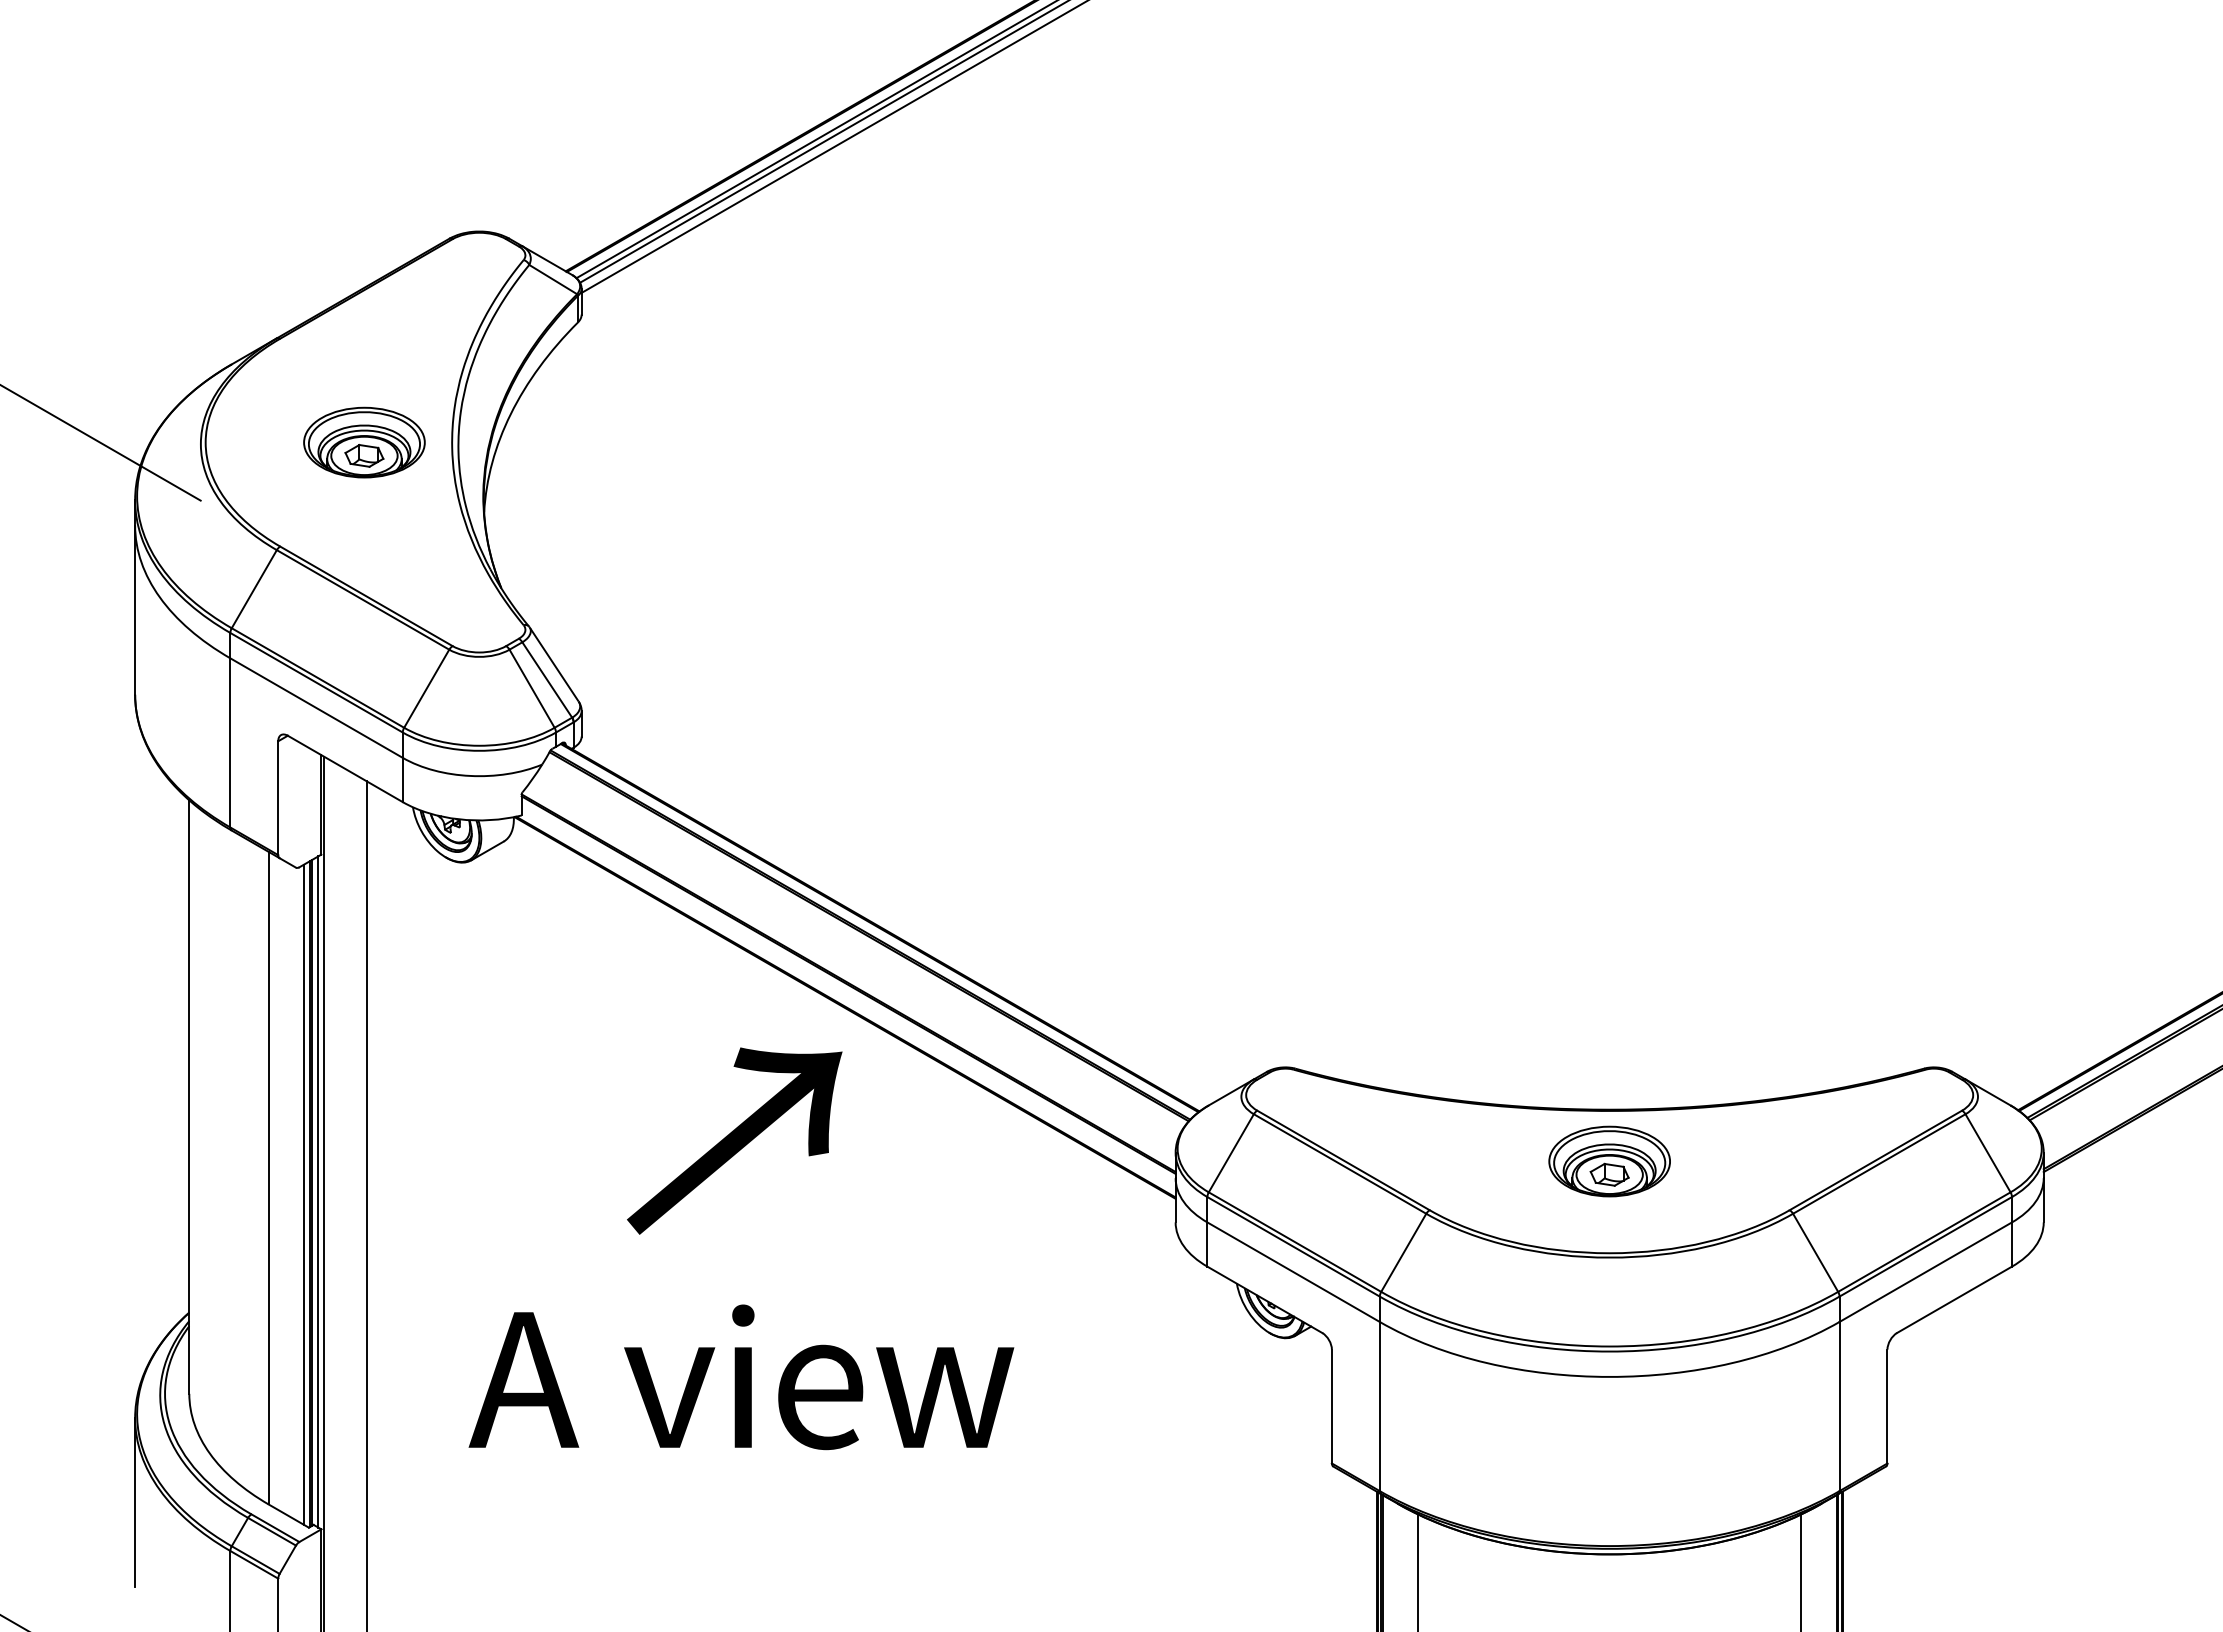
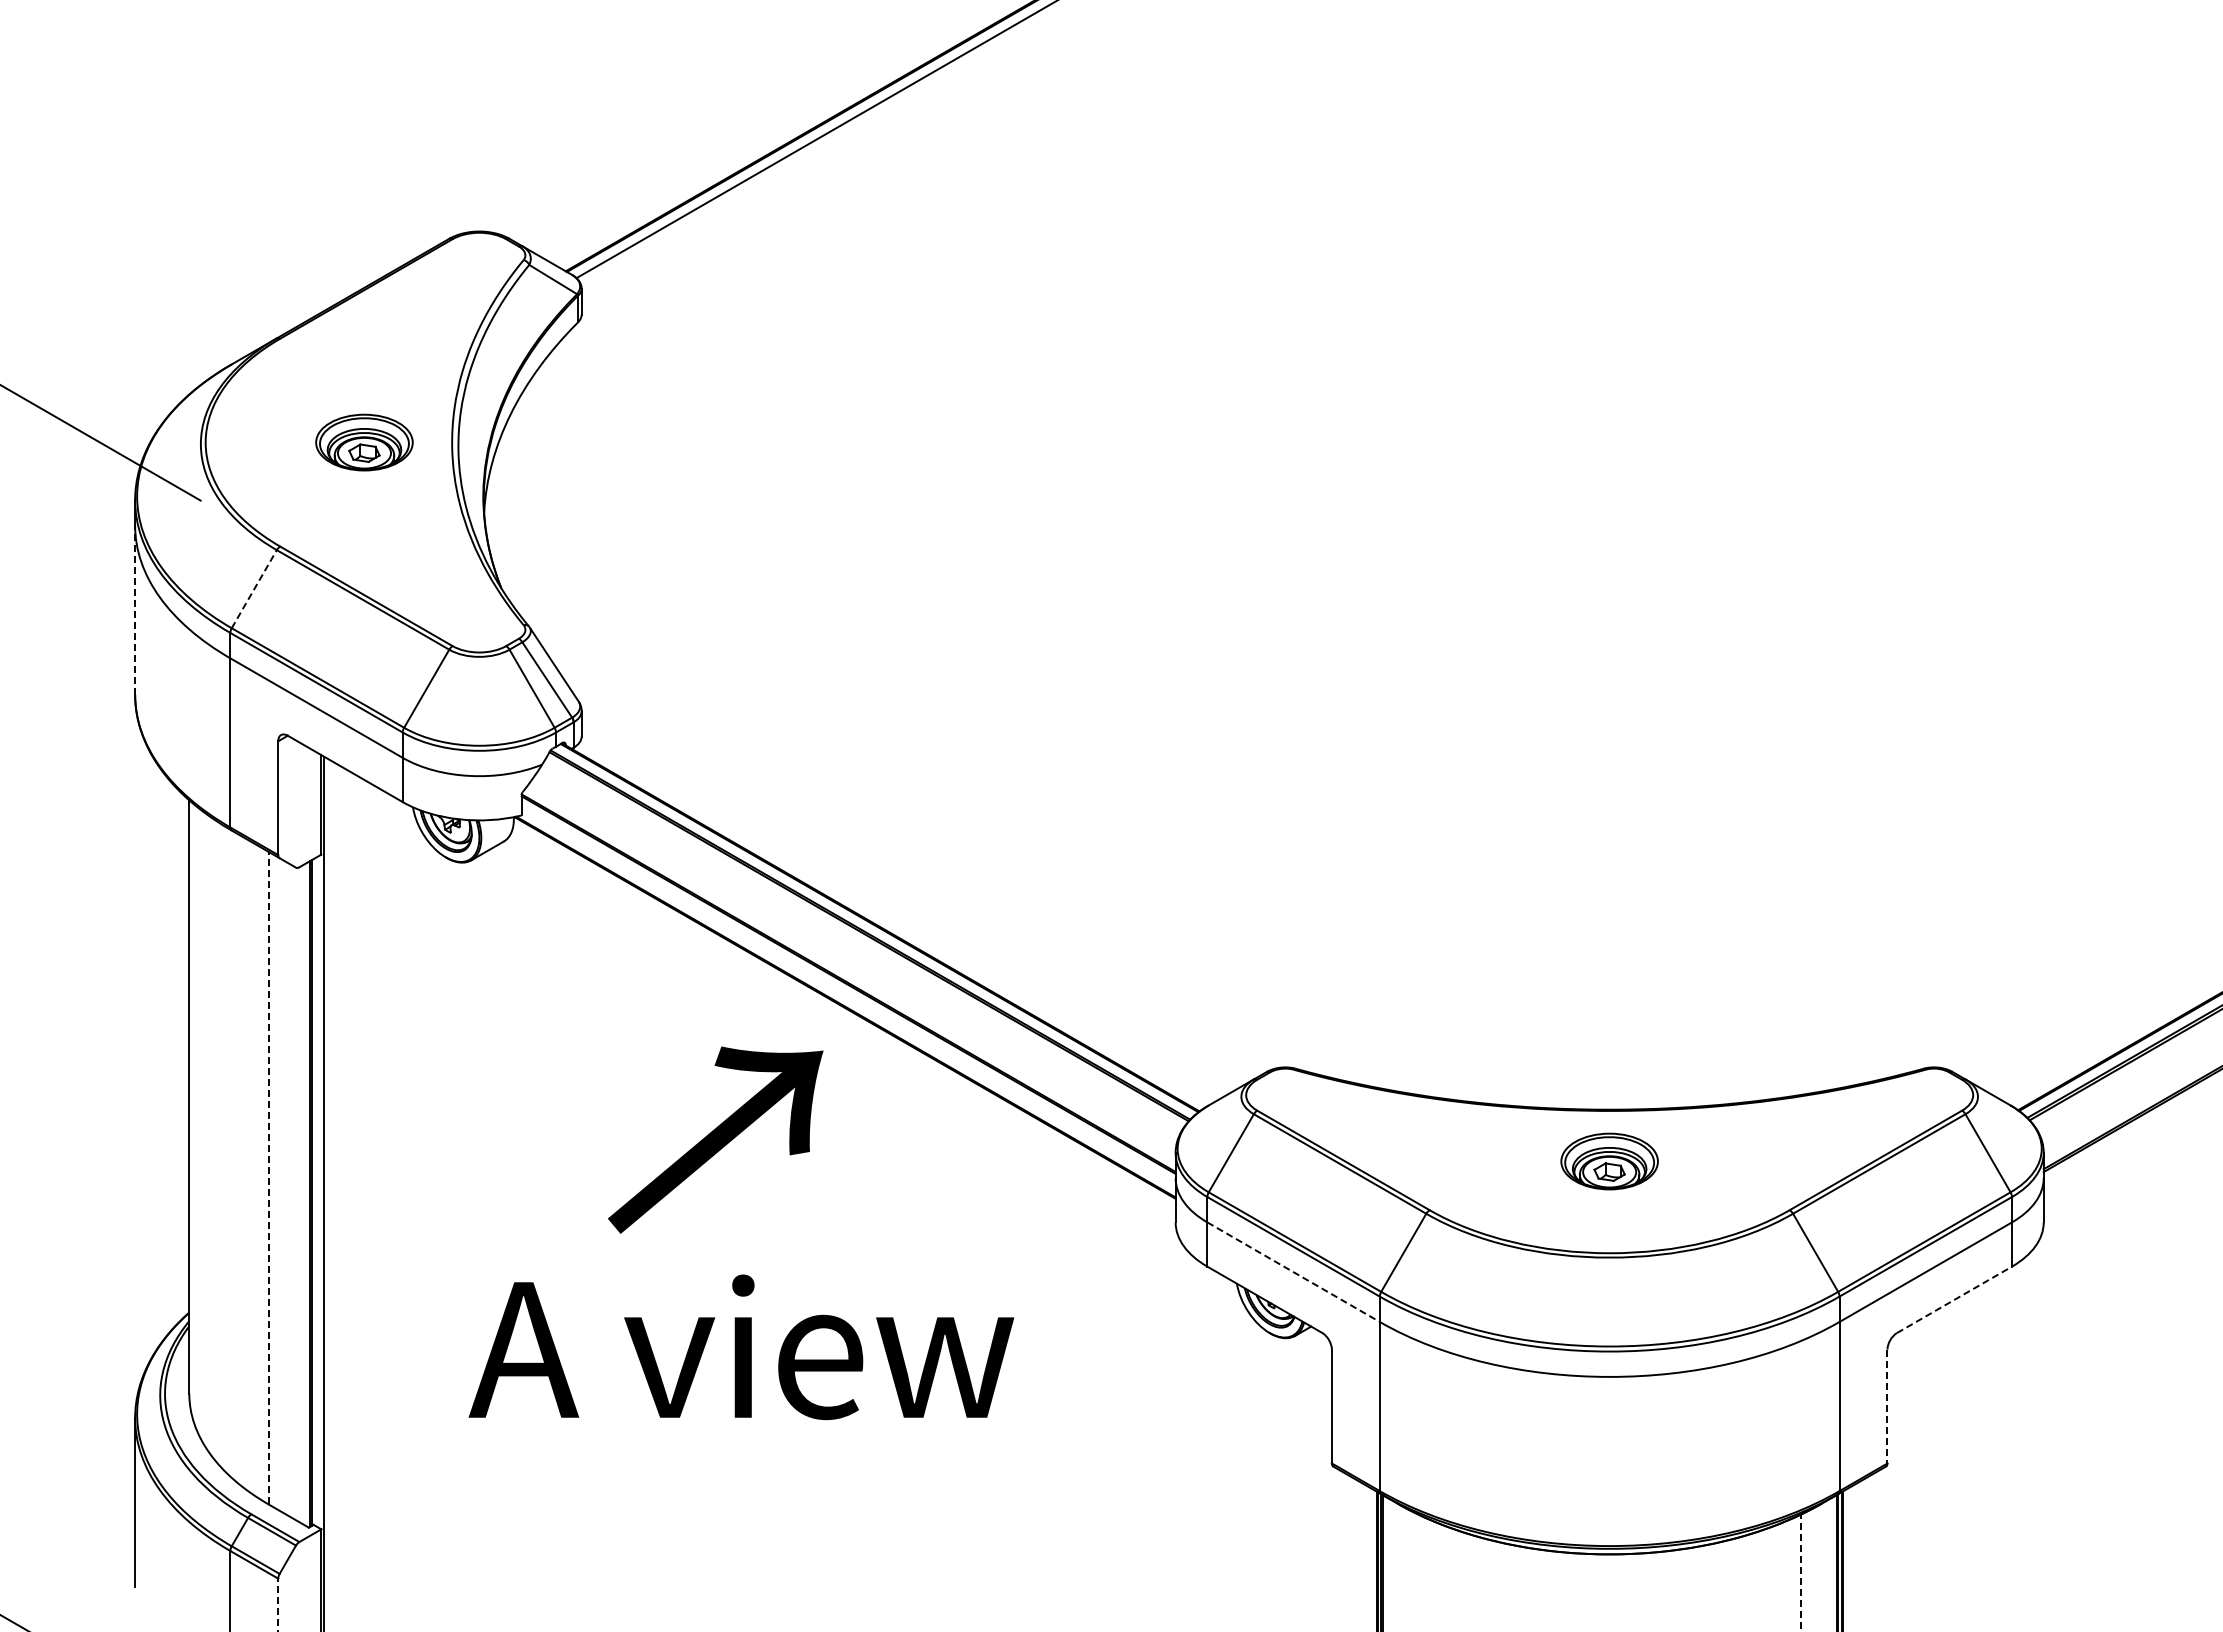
line: present -> none (823, 142)
line: present -> none (832, 147)
part size: 123x73 px -> 99x59 px (364, 442)
line: solid -> dashed (254, 588)
line: solid -> dashed (135, 610)
text position: (734, 1140) -> (715, 1139) (715, 1139)
part size: 123x73 px -> 99x59 px (1609, 1161)
line: solid -> dashed (268, 1177)
line: present -> none (318, 1191)
line: present -> none (304, 1194)
line: present -> none (366, 1204)
line: solid -> dashed (1293, 1272)
line: solid -> dashed (1954, 1299)
text position: (741, 1377) -> (741, 1347) (741, 1347)
line: solid -> dashed (1887, 1406)
line: present -> none (1418, 1571)
line: solid -> dashed (1801, 1572)
line: solid -> dashed (278, 1604)
